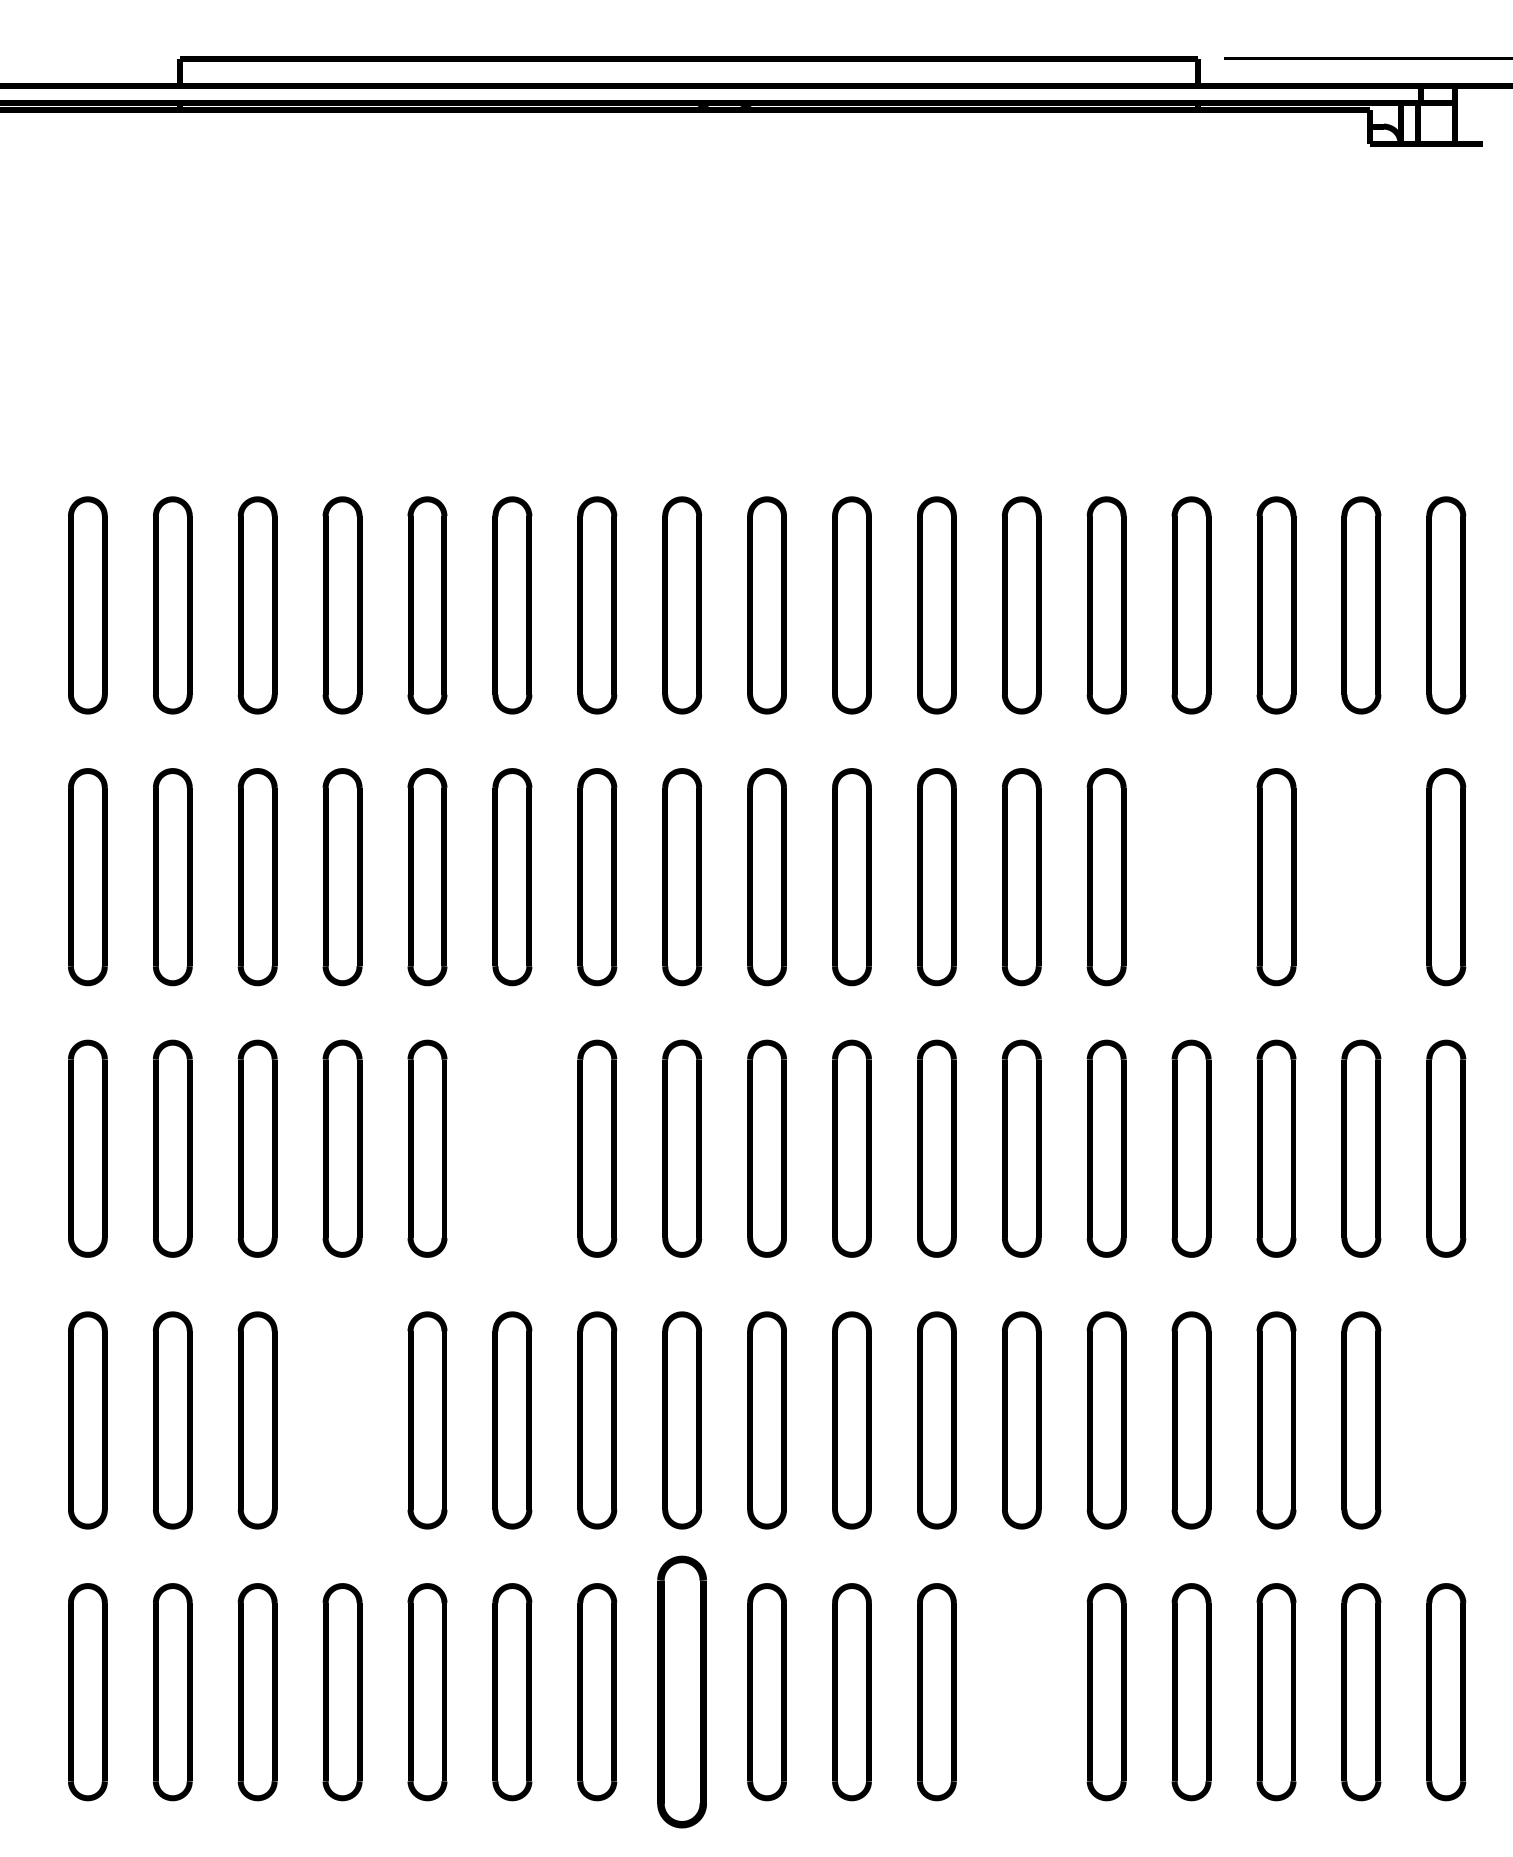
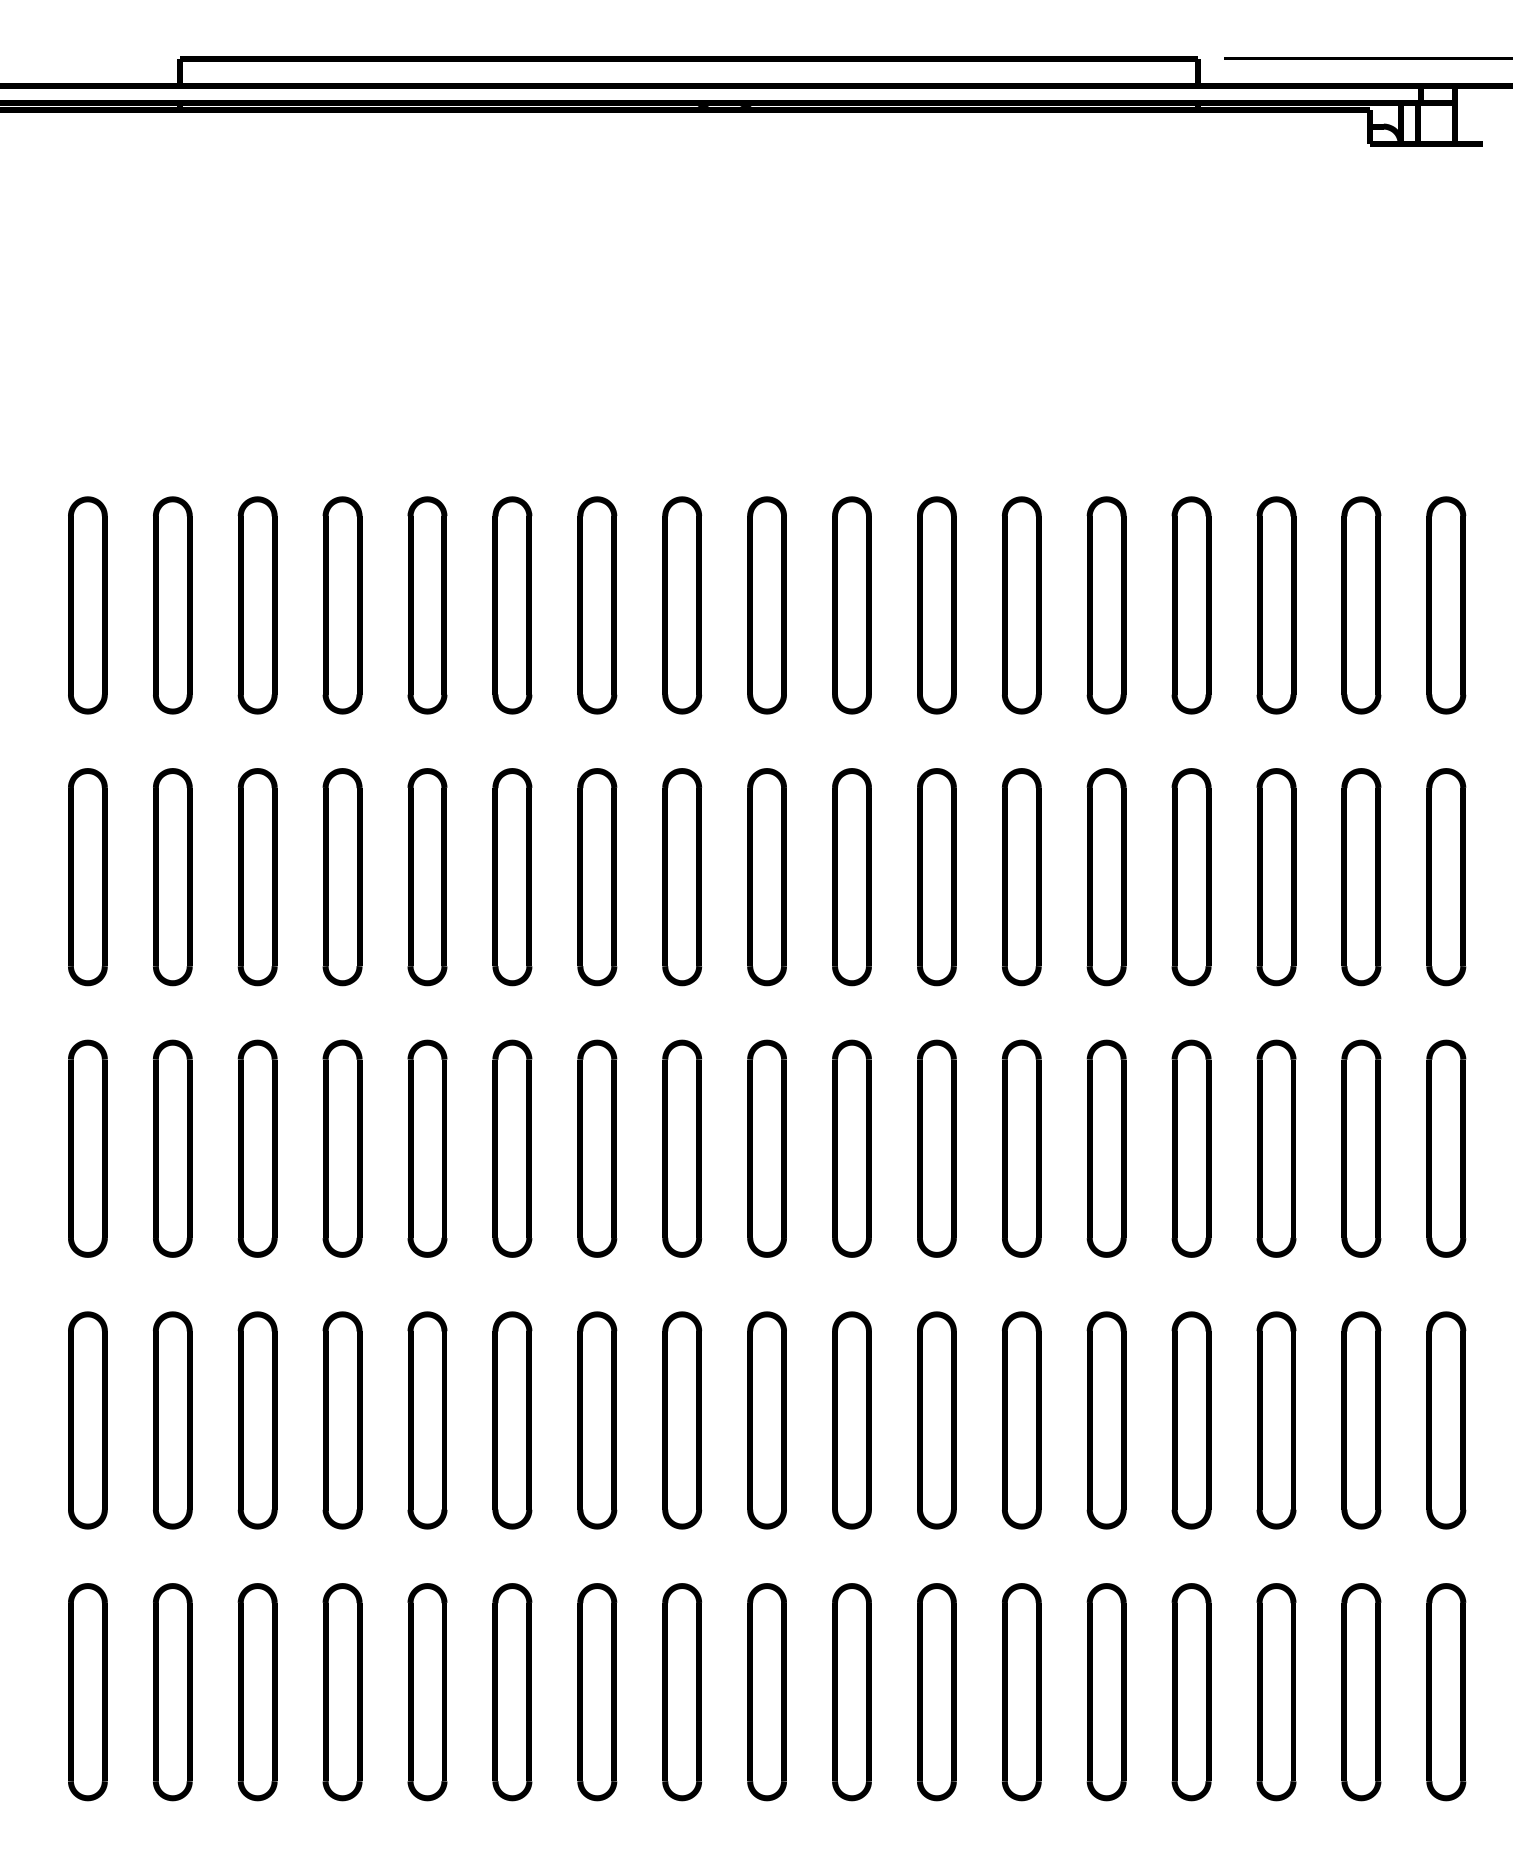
part: none -> present (1191, 877)
part: none -> present (1361, 877)
part: none -> present (512, 1148)
part: none -> present (342, 1420)
part: none -> present (1446, 1420)
part size: 50x274 px -> 41x219 px (682, 1692)
part: none -> present (1021, 1692)
